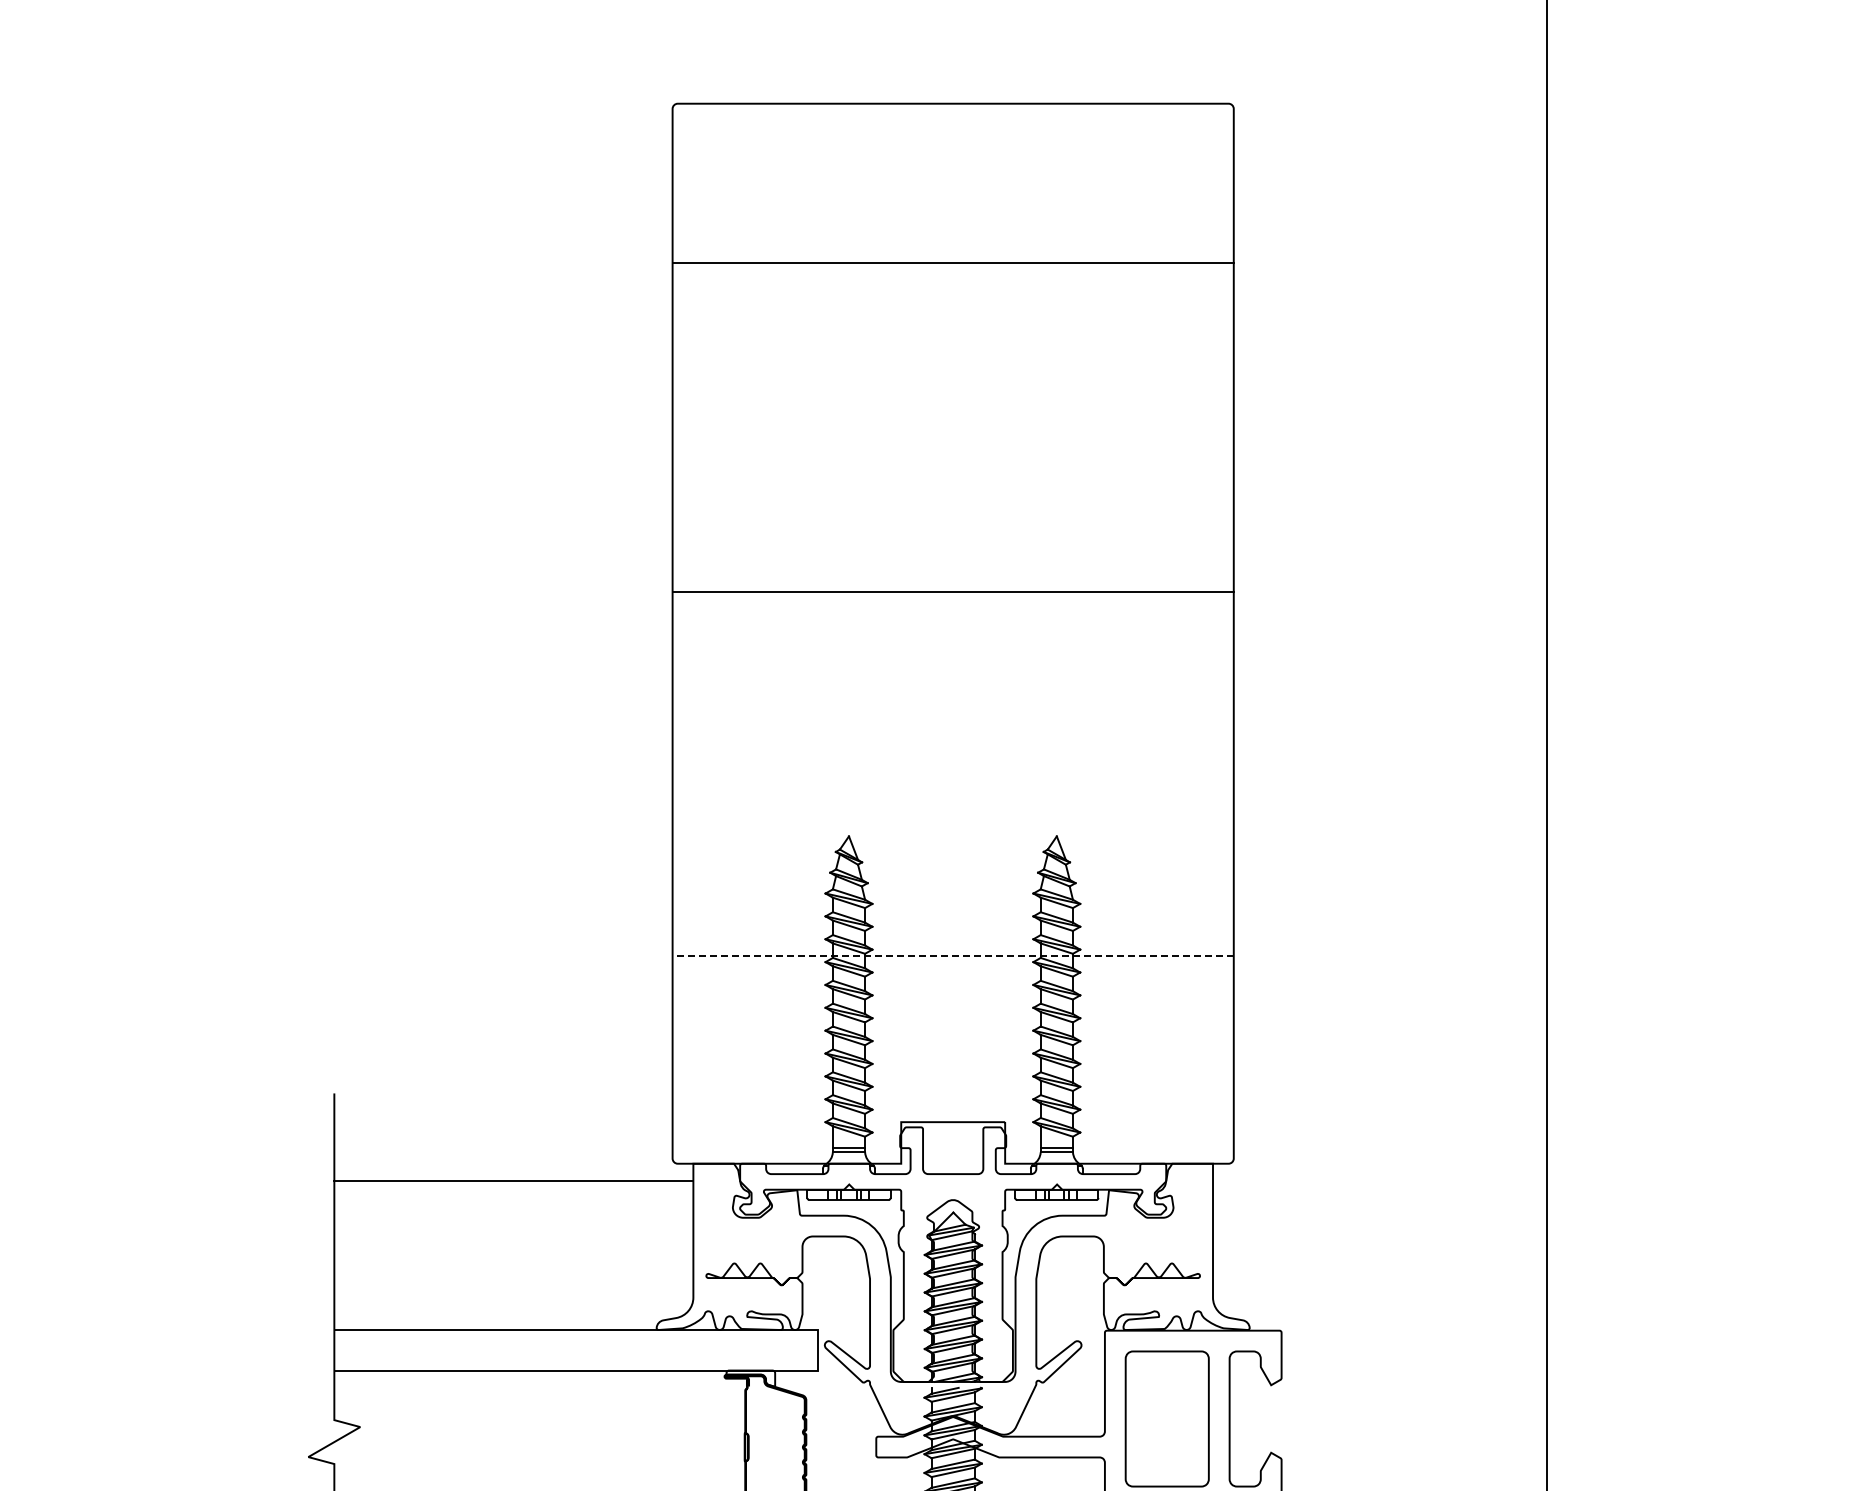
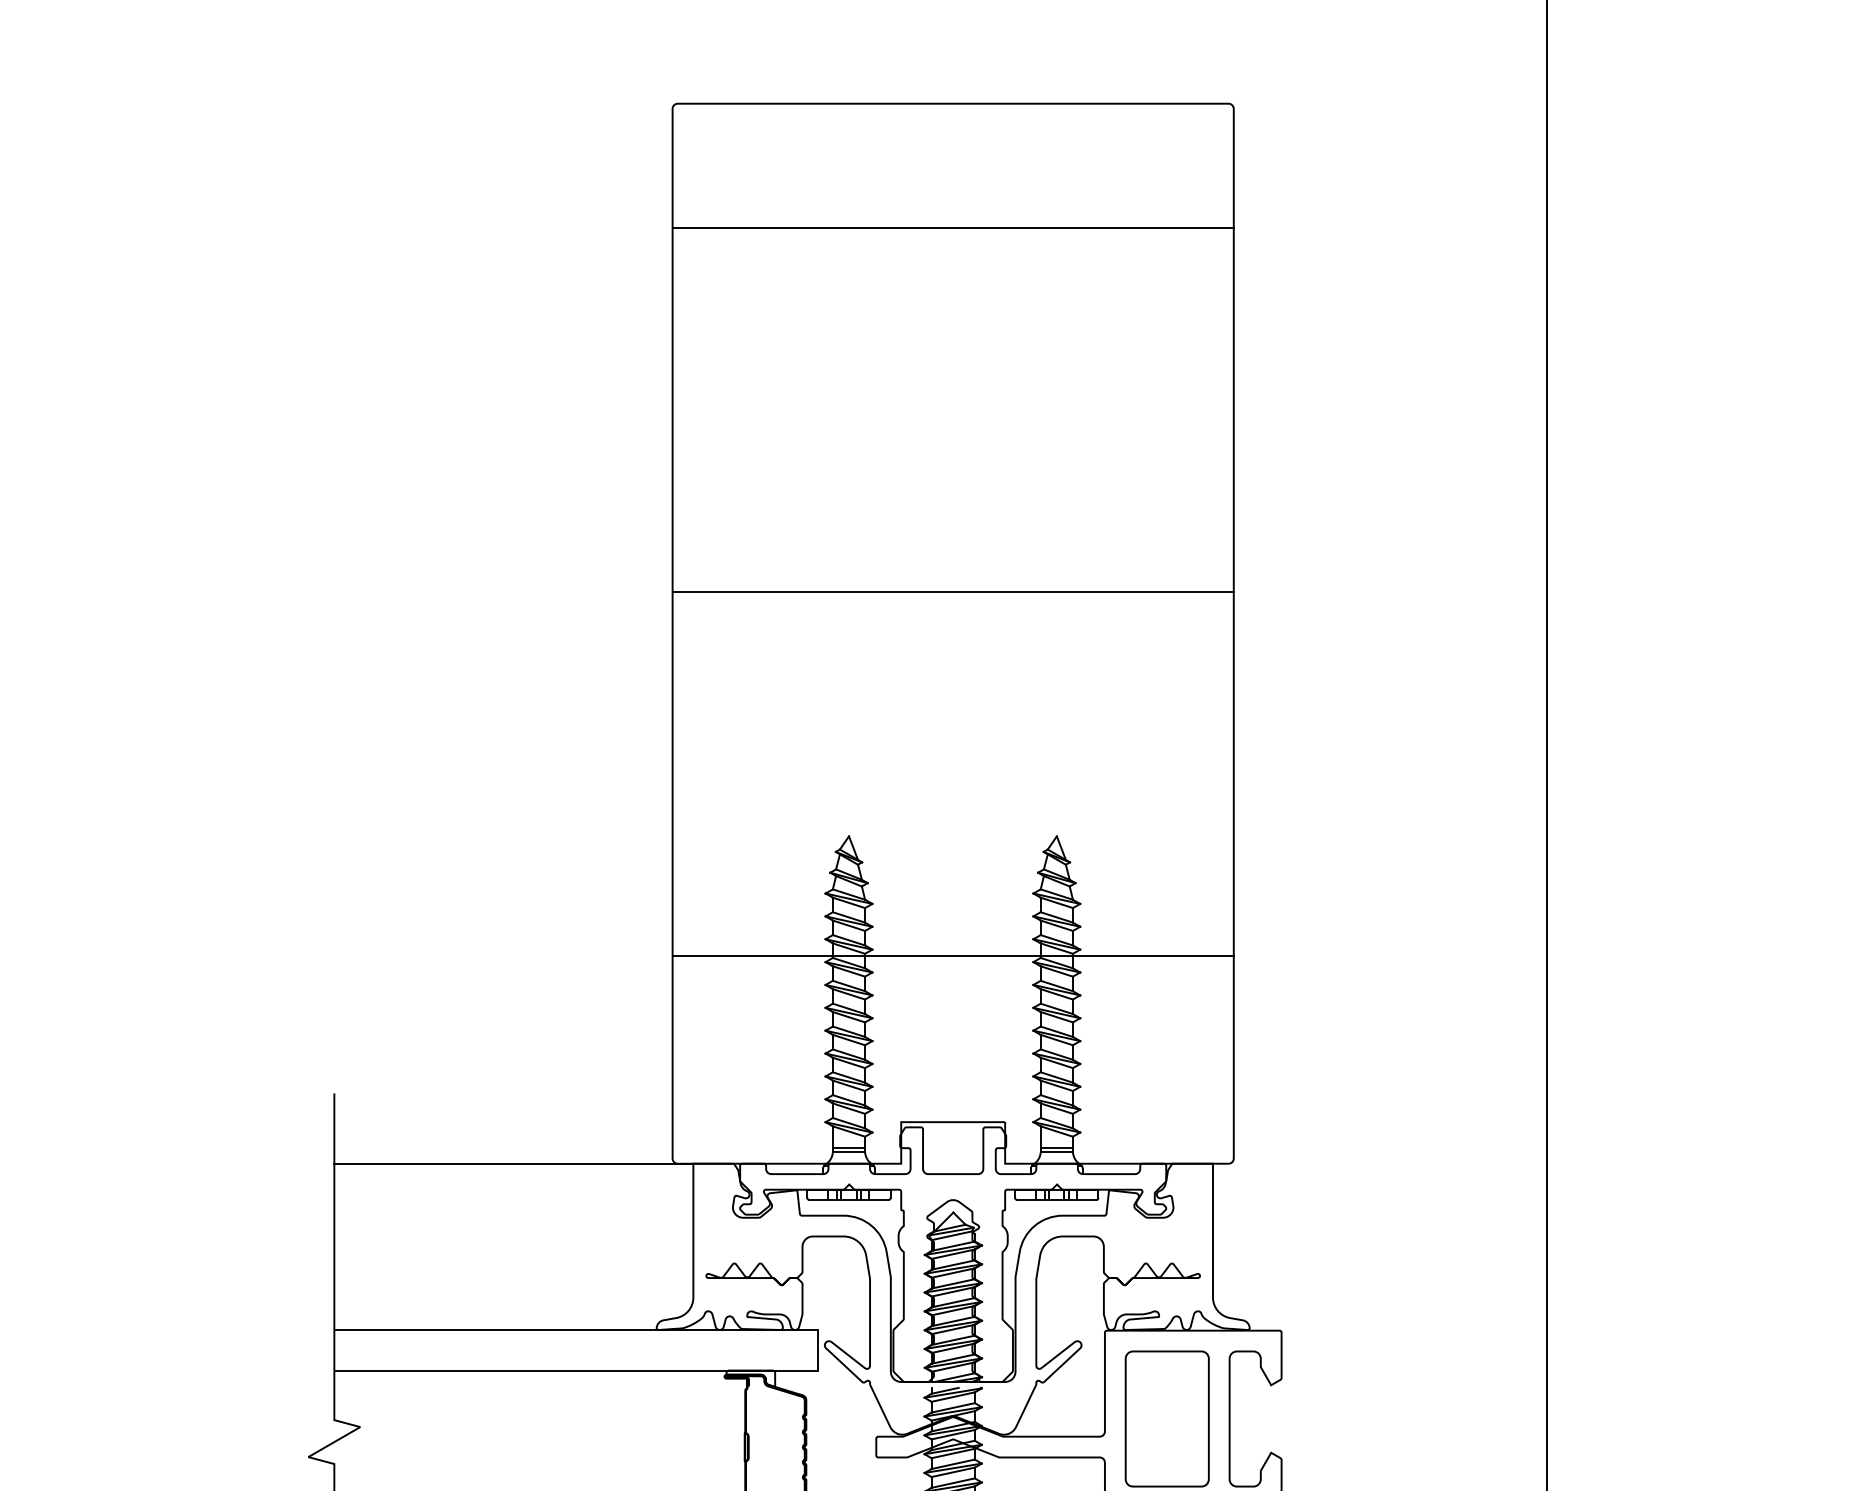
line position: (952, 263) -> (952, 228) (952, 228)
line: dashed -> solid (953, 955)
line position: (513, 1180) -> (513, 1163) (513, 1163)
